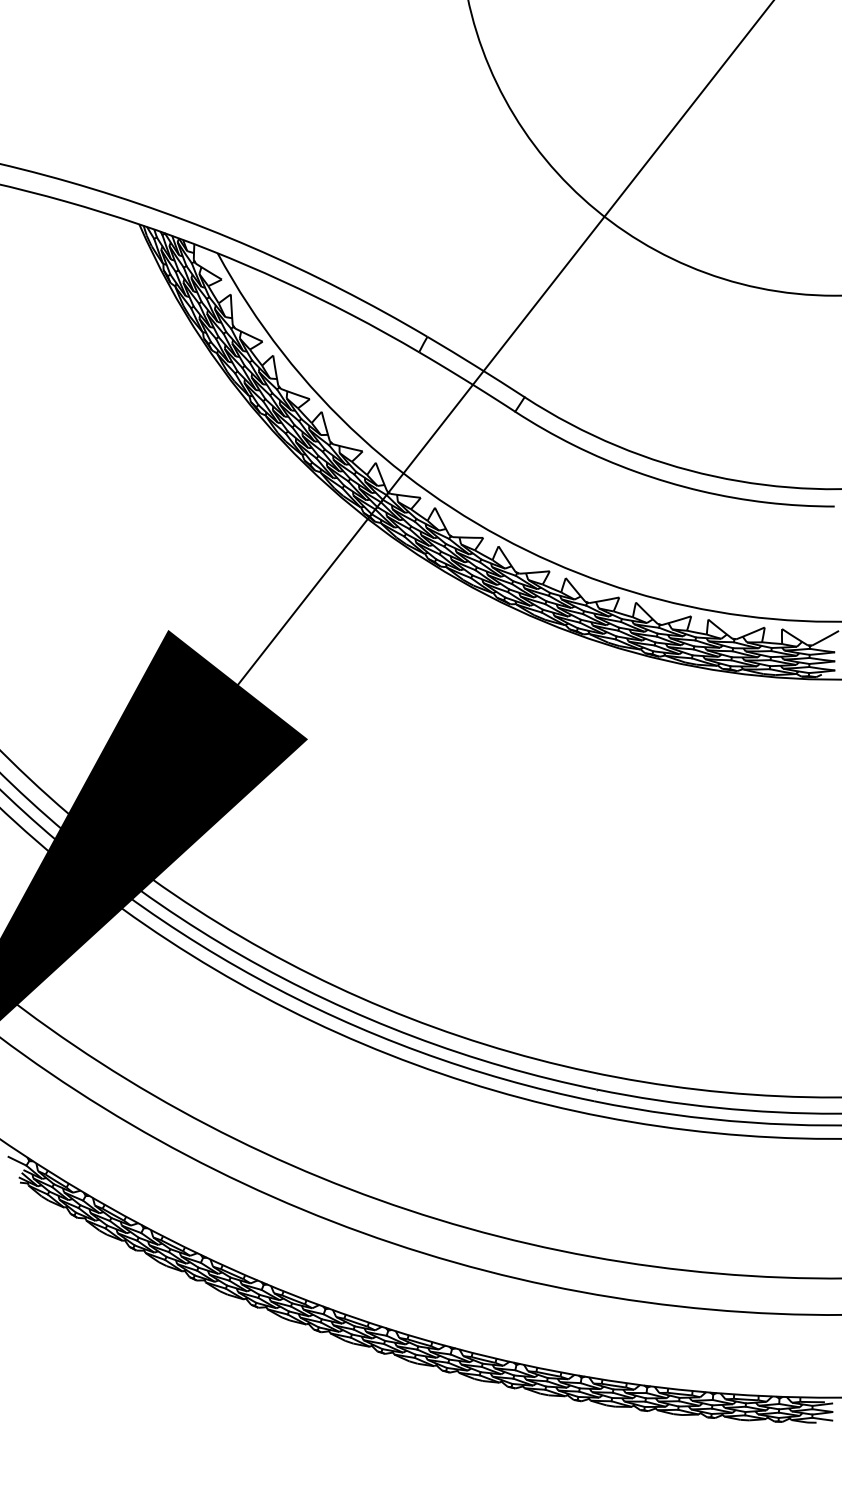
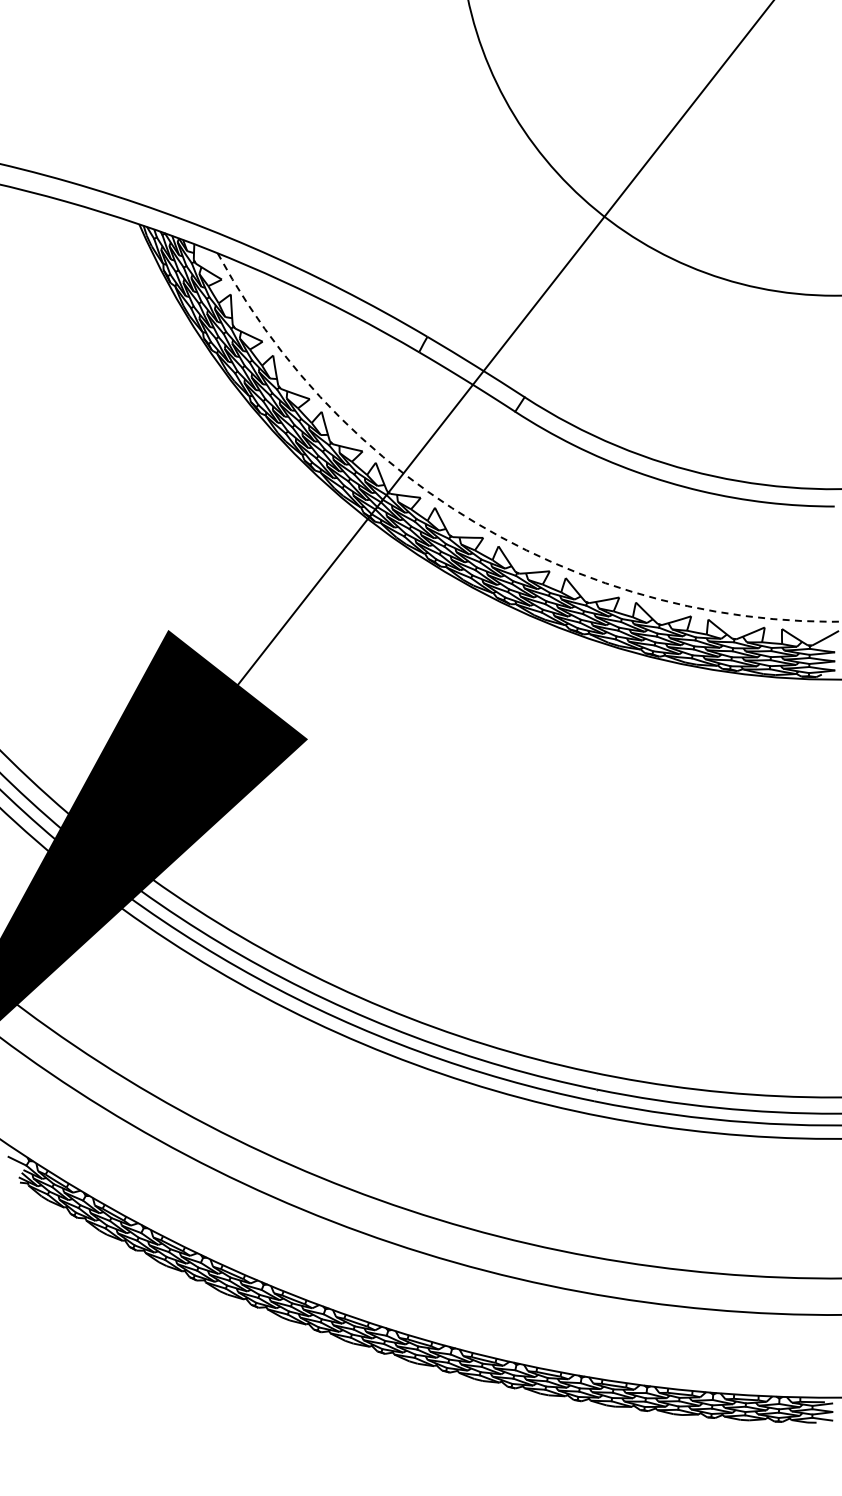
arc: solid -> dashed (480, 525)
